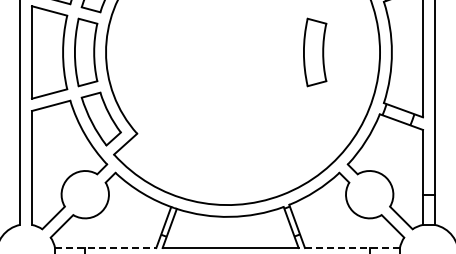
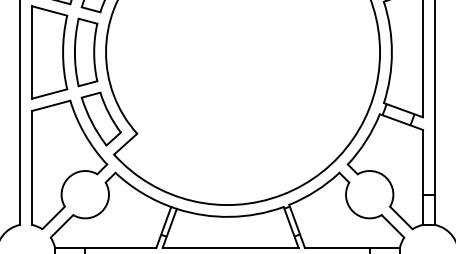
part: present -> none (315, 52)
line: dashed -> solid (105, 248)
line: dashed -> solid (352, 248)
